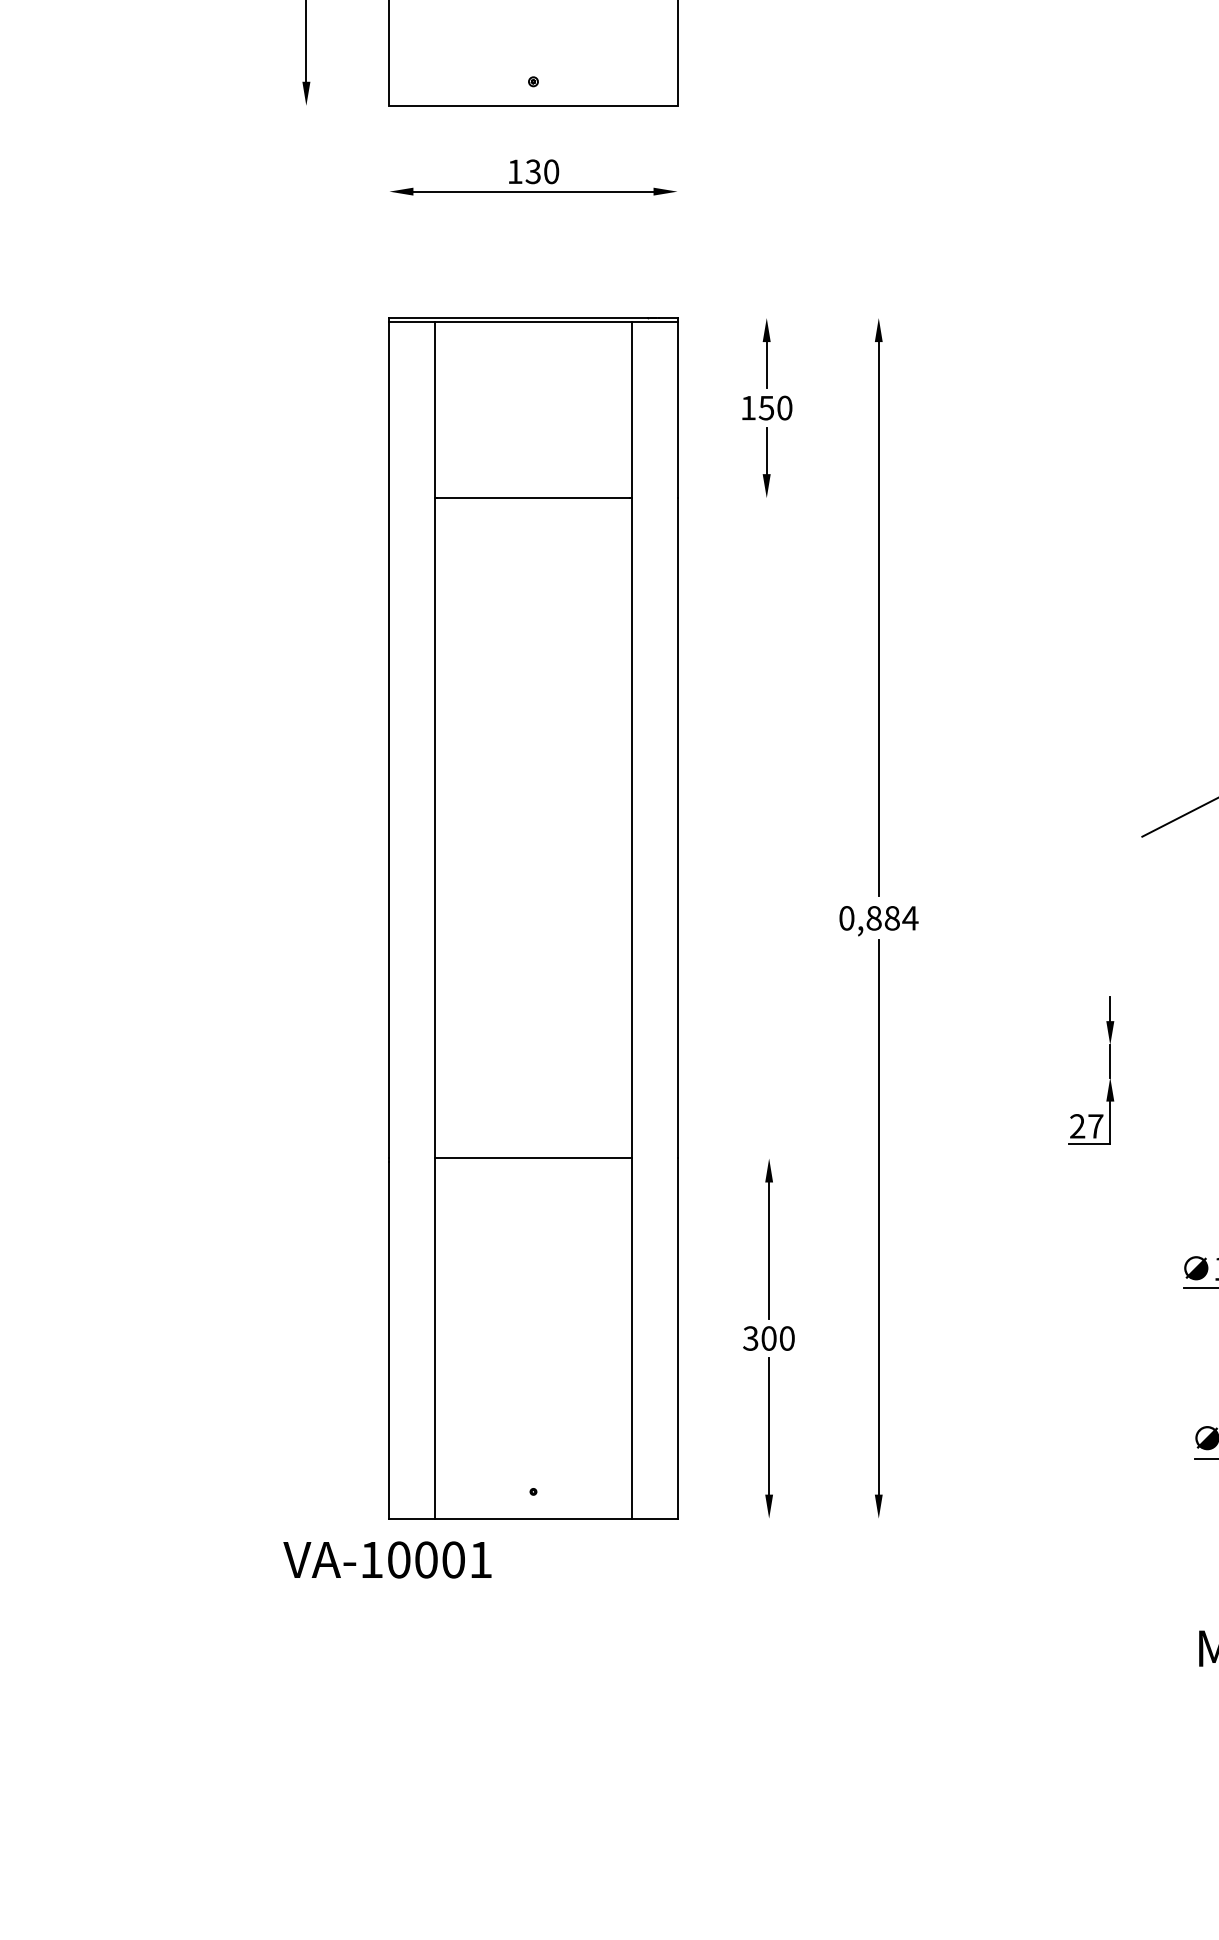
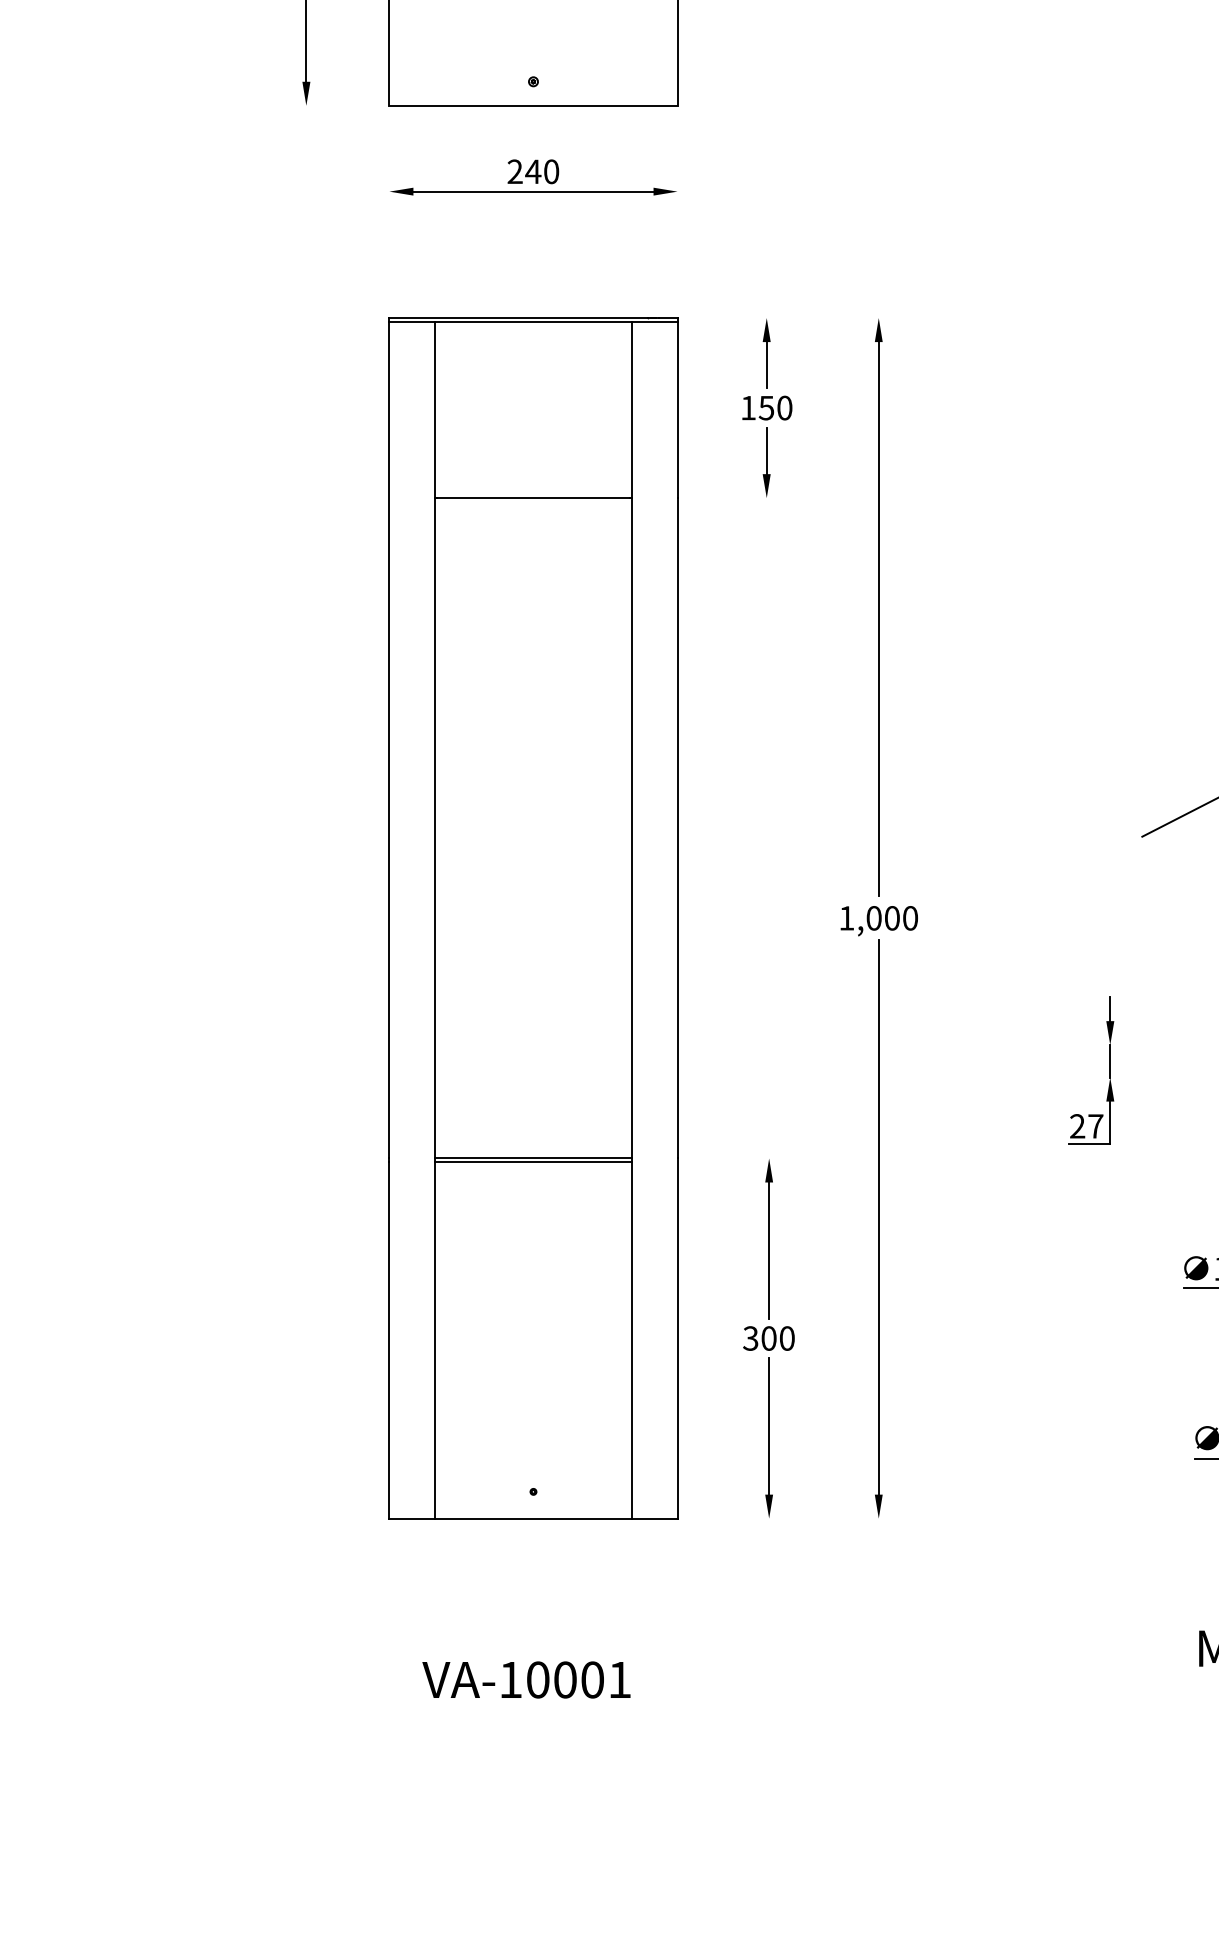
text: 130 -> 240 (524, 171)
text: 0,884 -> 1,000 (878, 918)
line: none -> present (533, 1162)
text position: (387, 1559) -> (526, 1679) (526, 1679)
